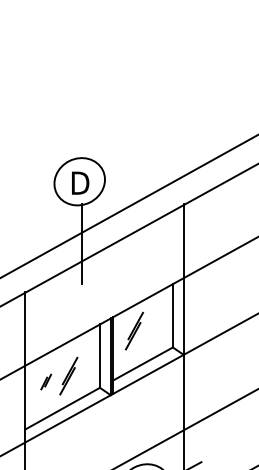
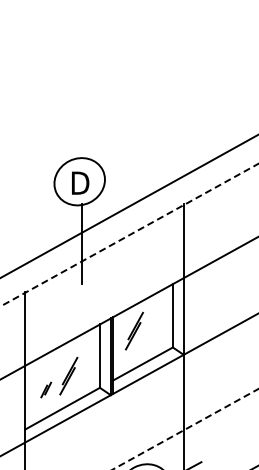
line: solid -> dashed (129, 235)
part position: (46, 381) -> (46, 389) (46, 389)
line: solid -> dashed (185, 429)
